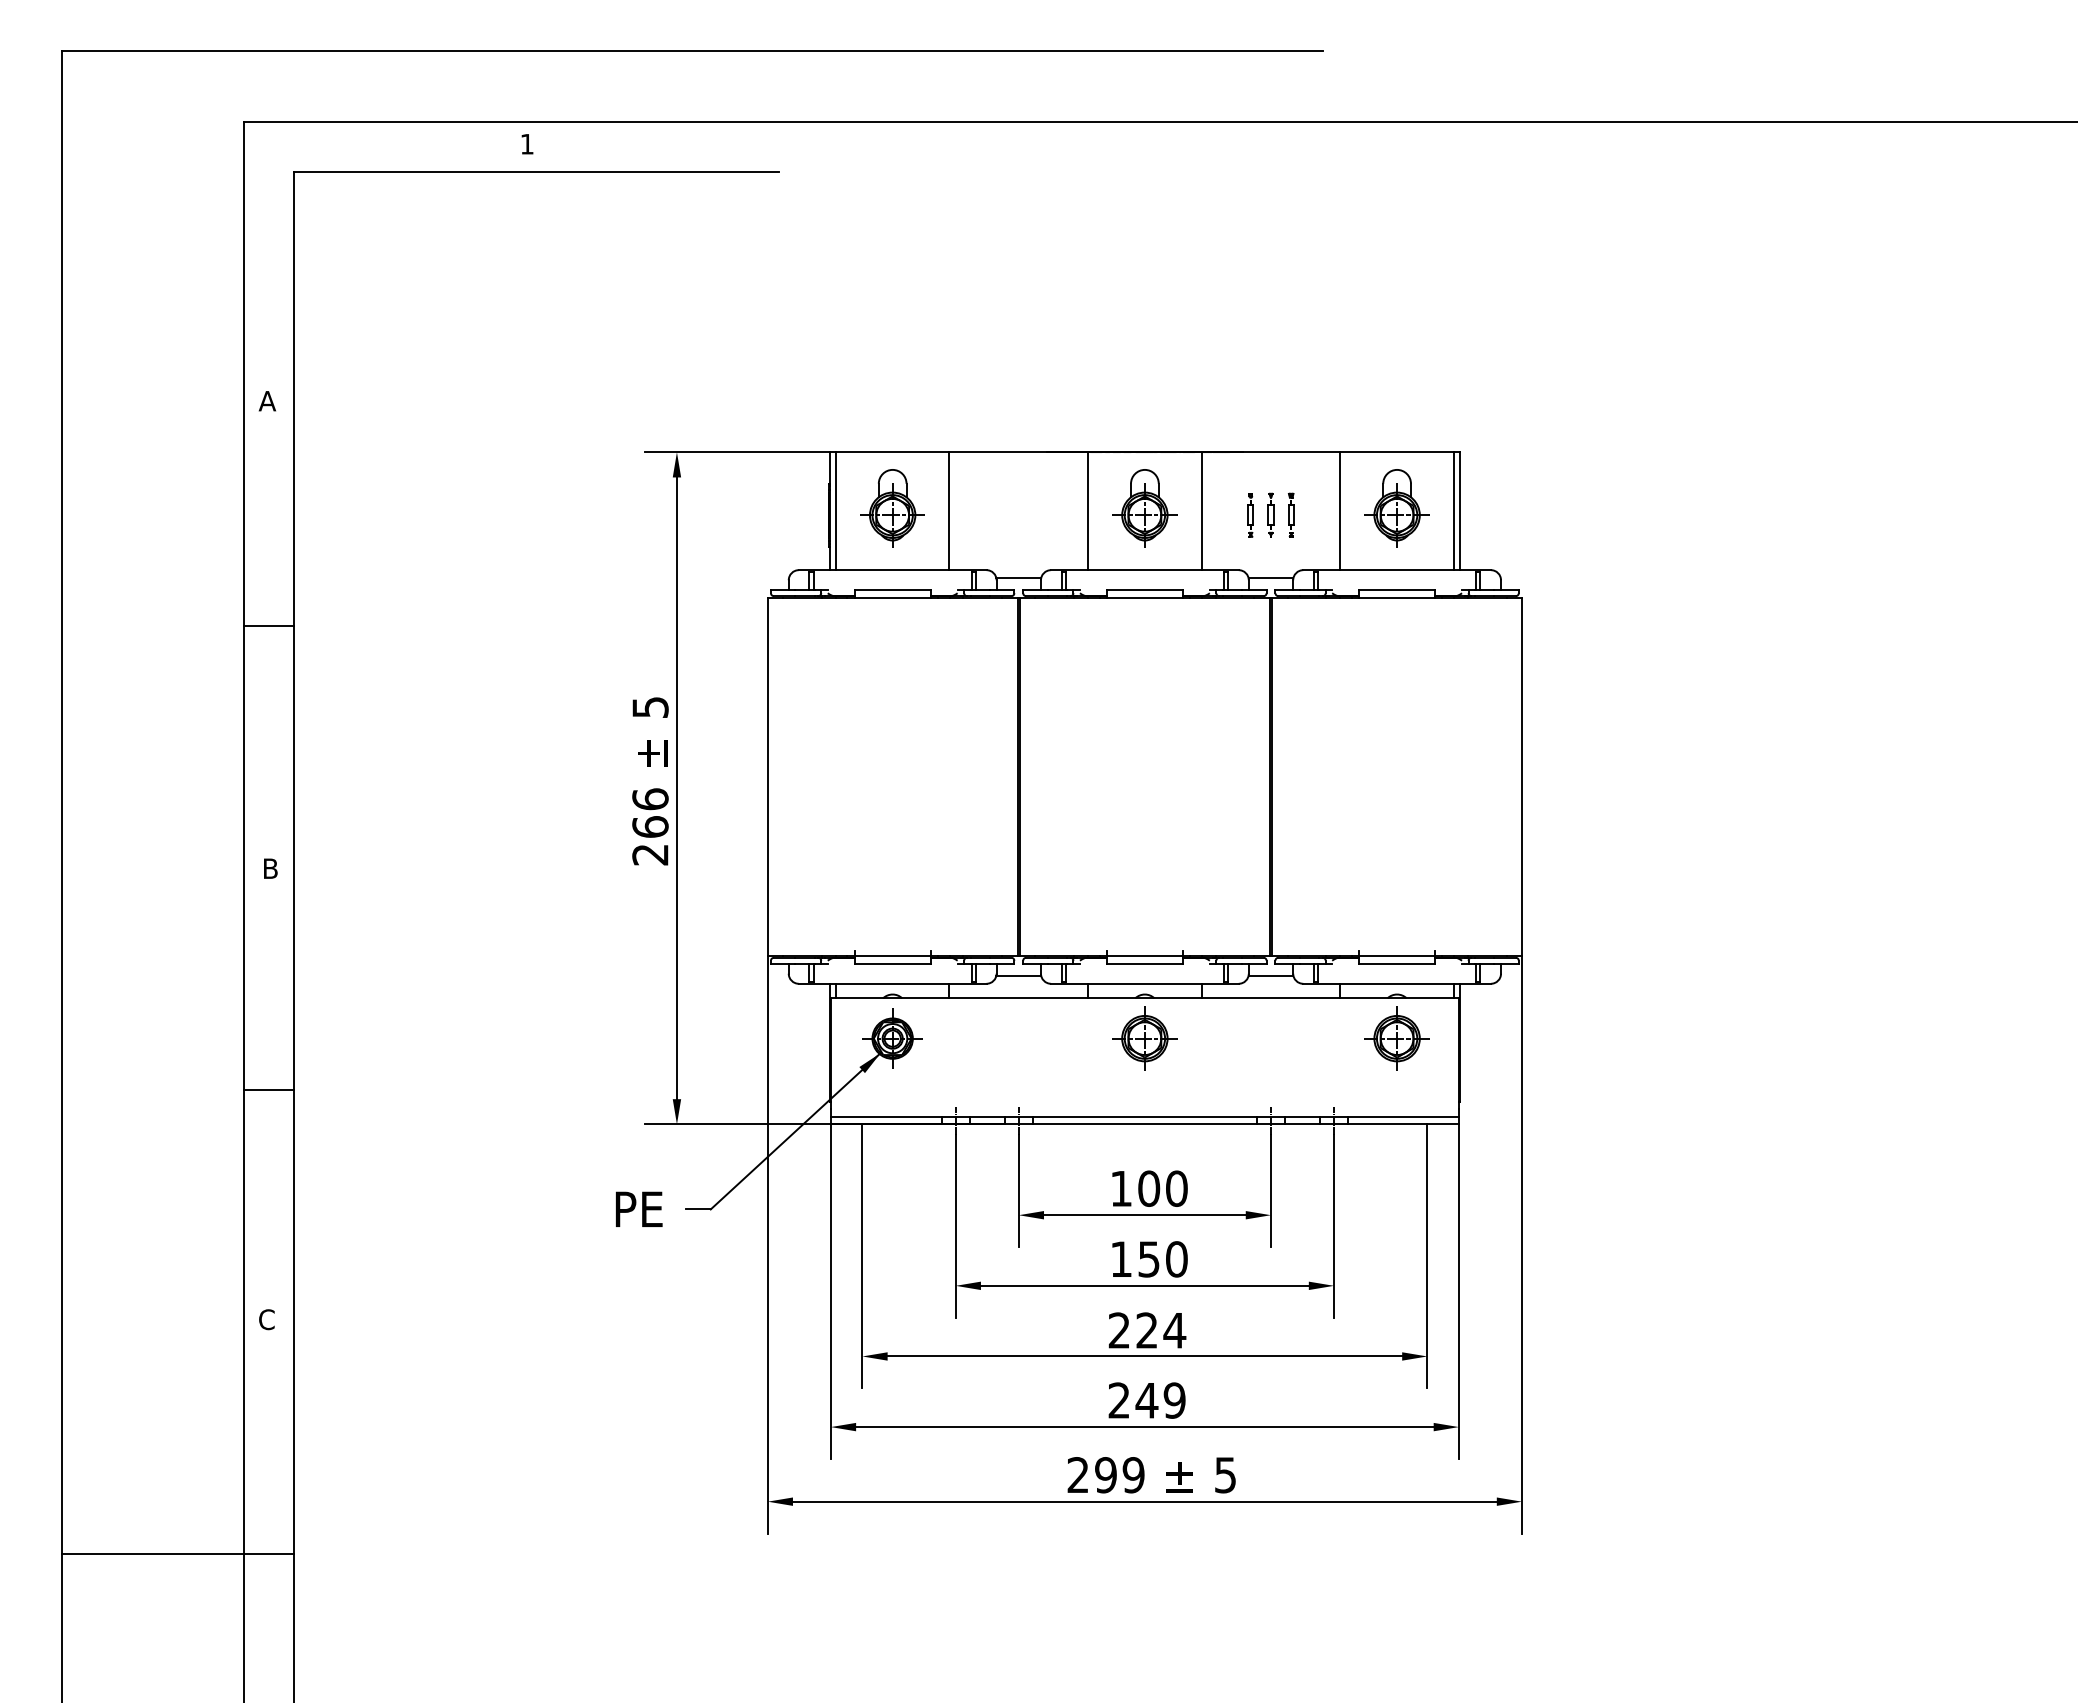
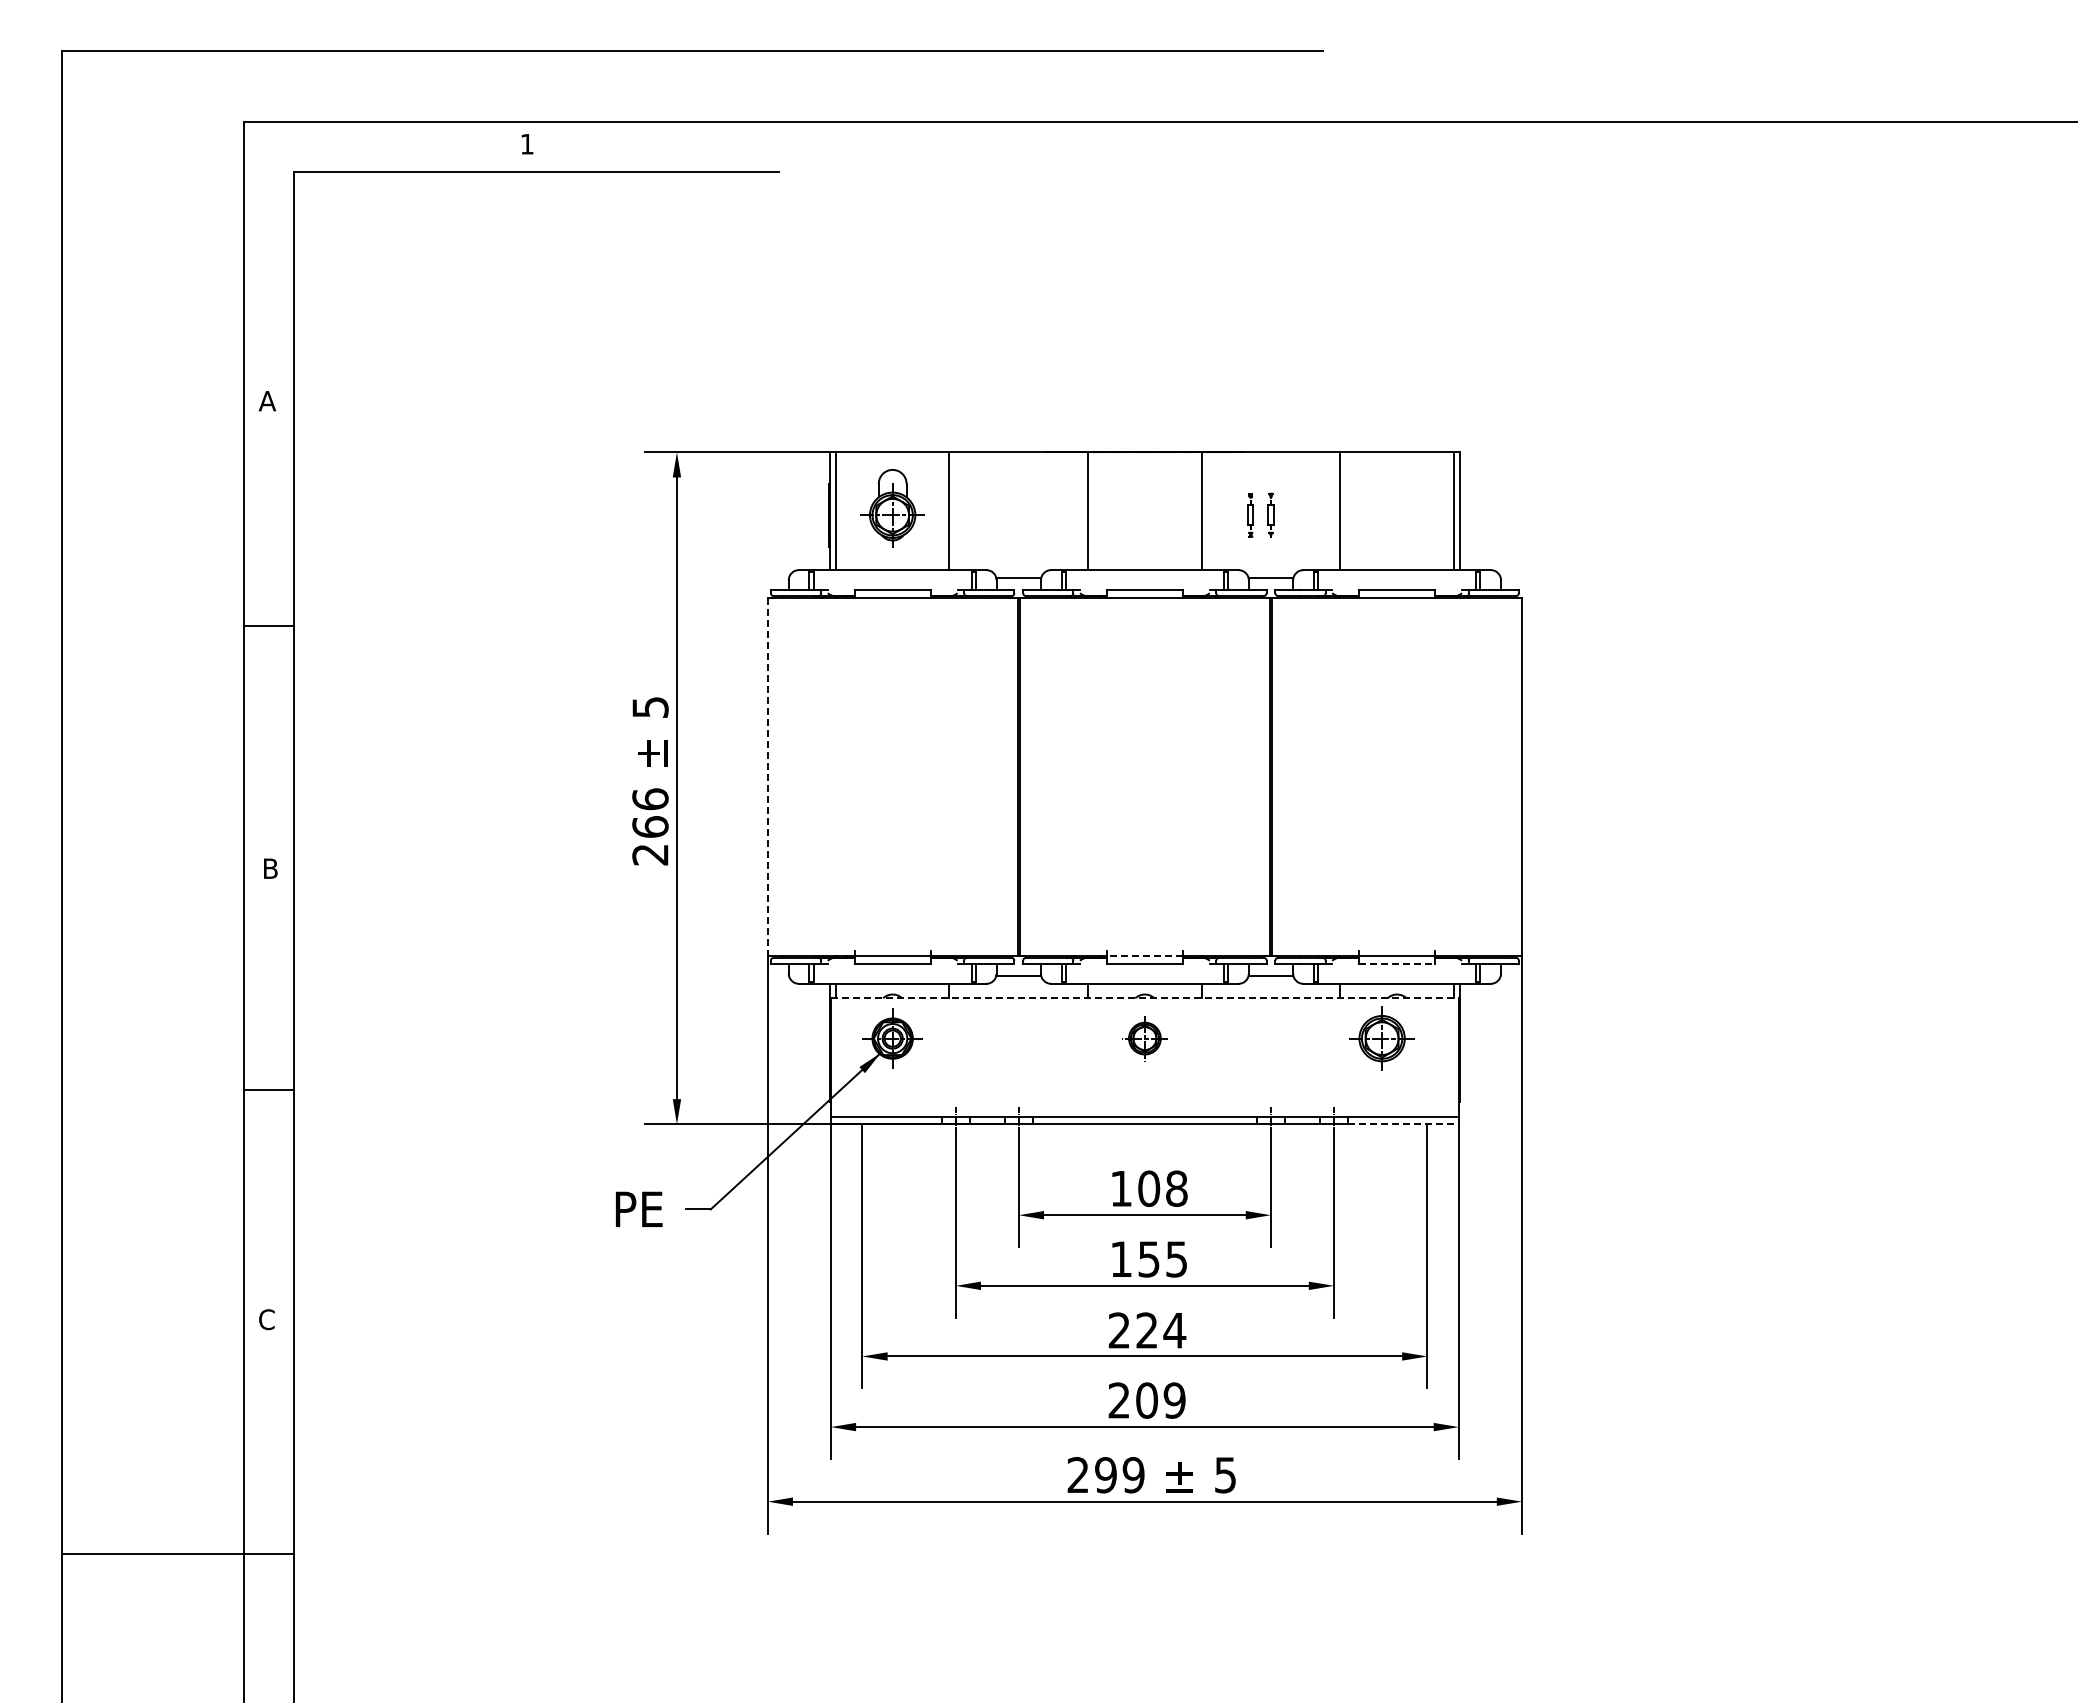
part: present -> none (1144, 508)
part: present -> none (1396, 508)
part: present -> none (1290, 514)
line: solid -> dashed (767, 777)
line: solid -> dashed (1144, 956)
line: solid -> dashed (1397, 963)
line: solid -> dashed (1145, 998)
part size: 66x65 px -> 46x46 px (1144, 1038)
part position: (1396, 1038) -> (1381, 1038) (1381, 1038)
line: solid -> dashed (1403, 1124)
text: 100 -> 108 (1176, 1188)
text: 150 -> 155 (1176, 1259)
text: 249 -> 209 (1146, 1400)
